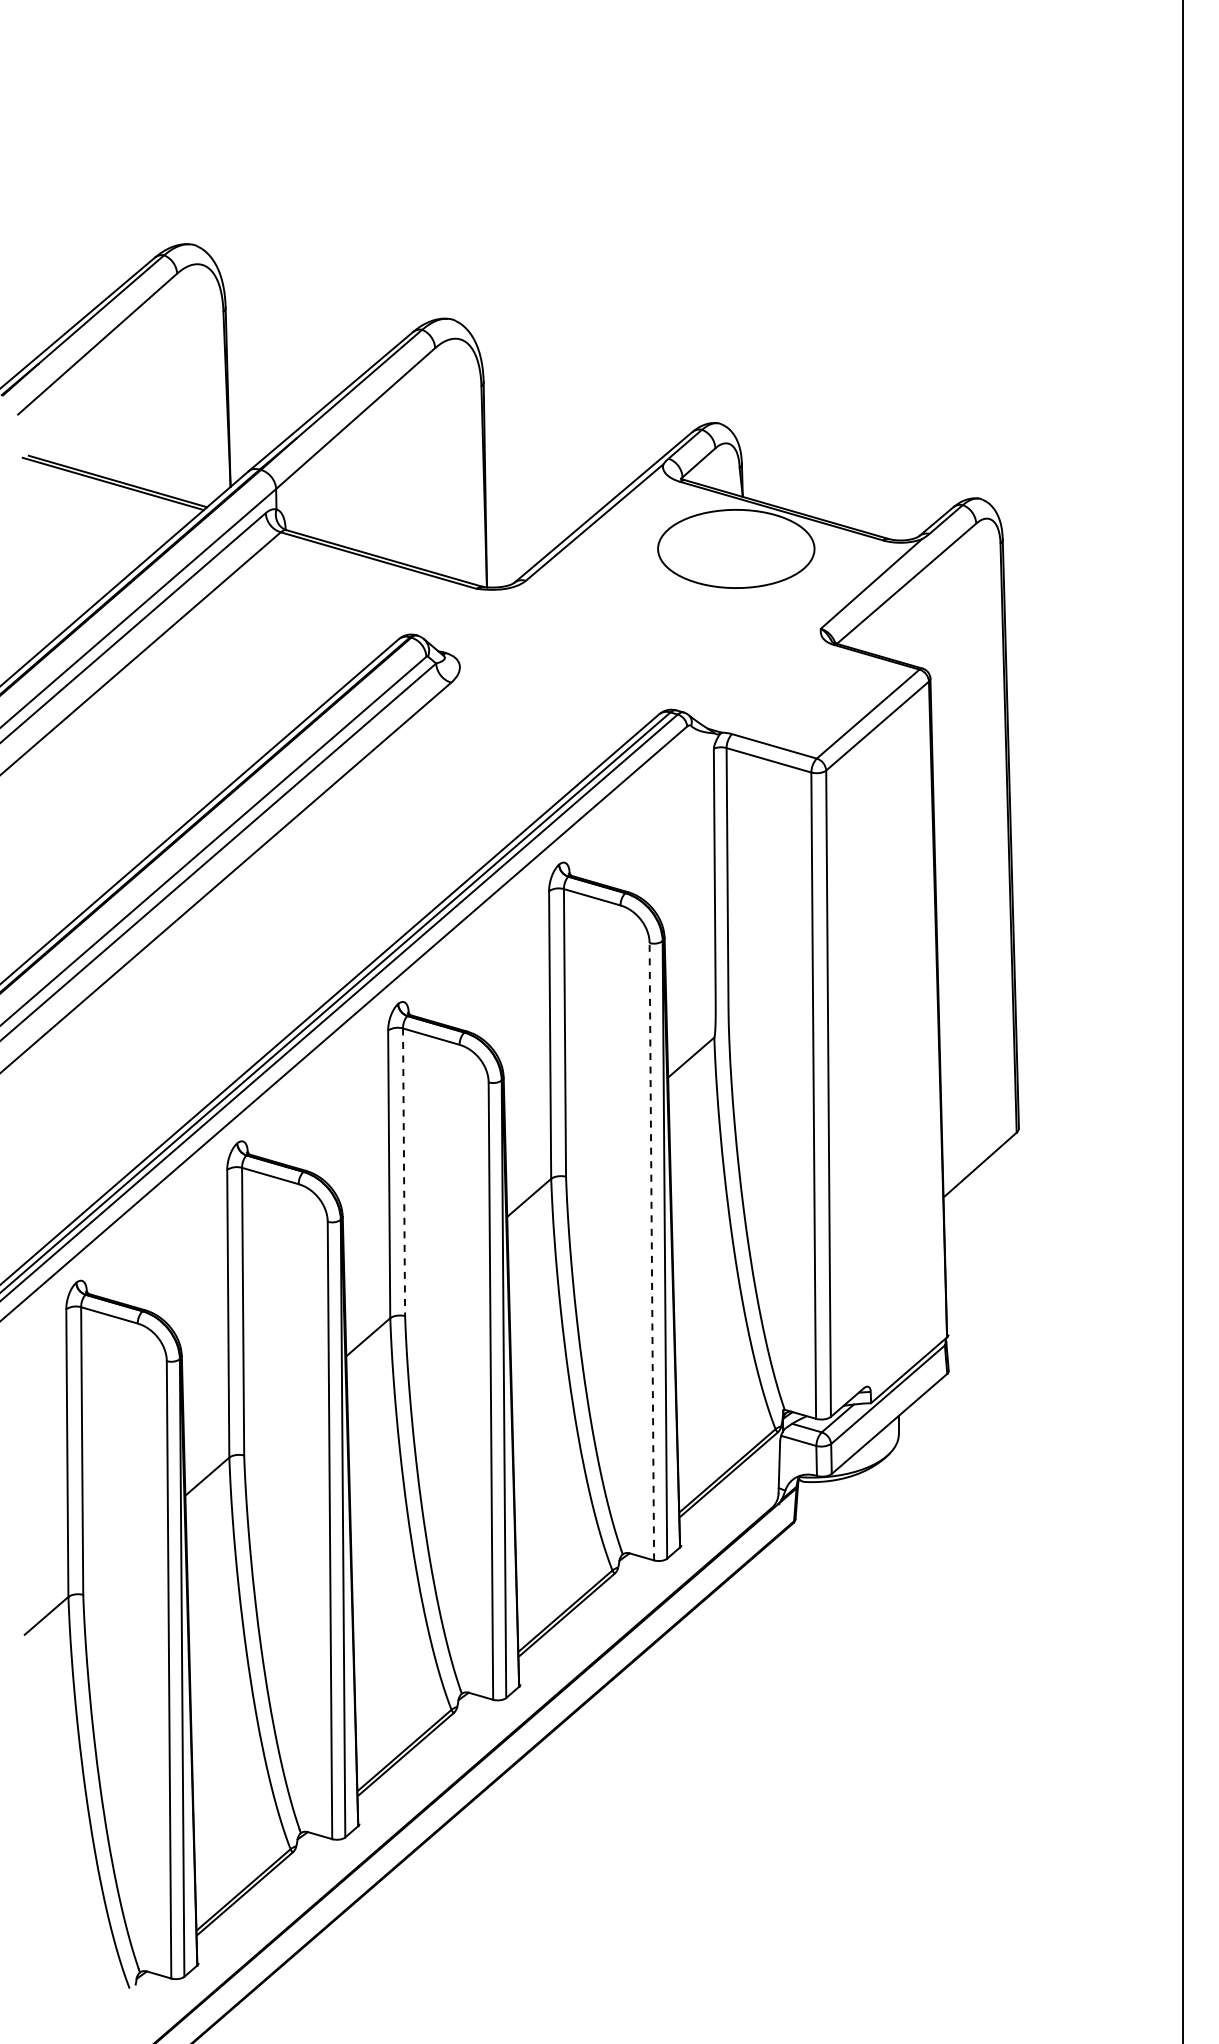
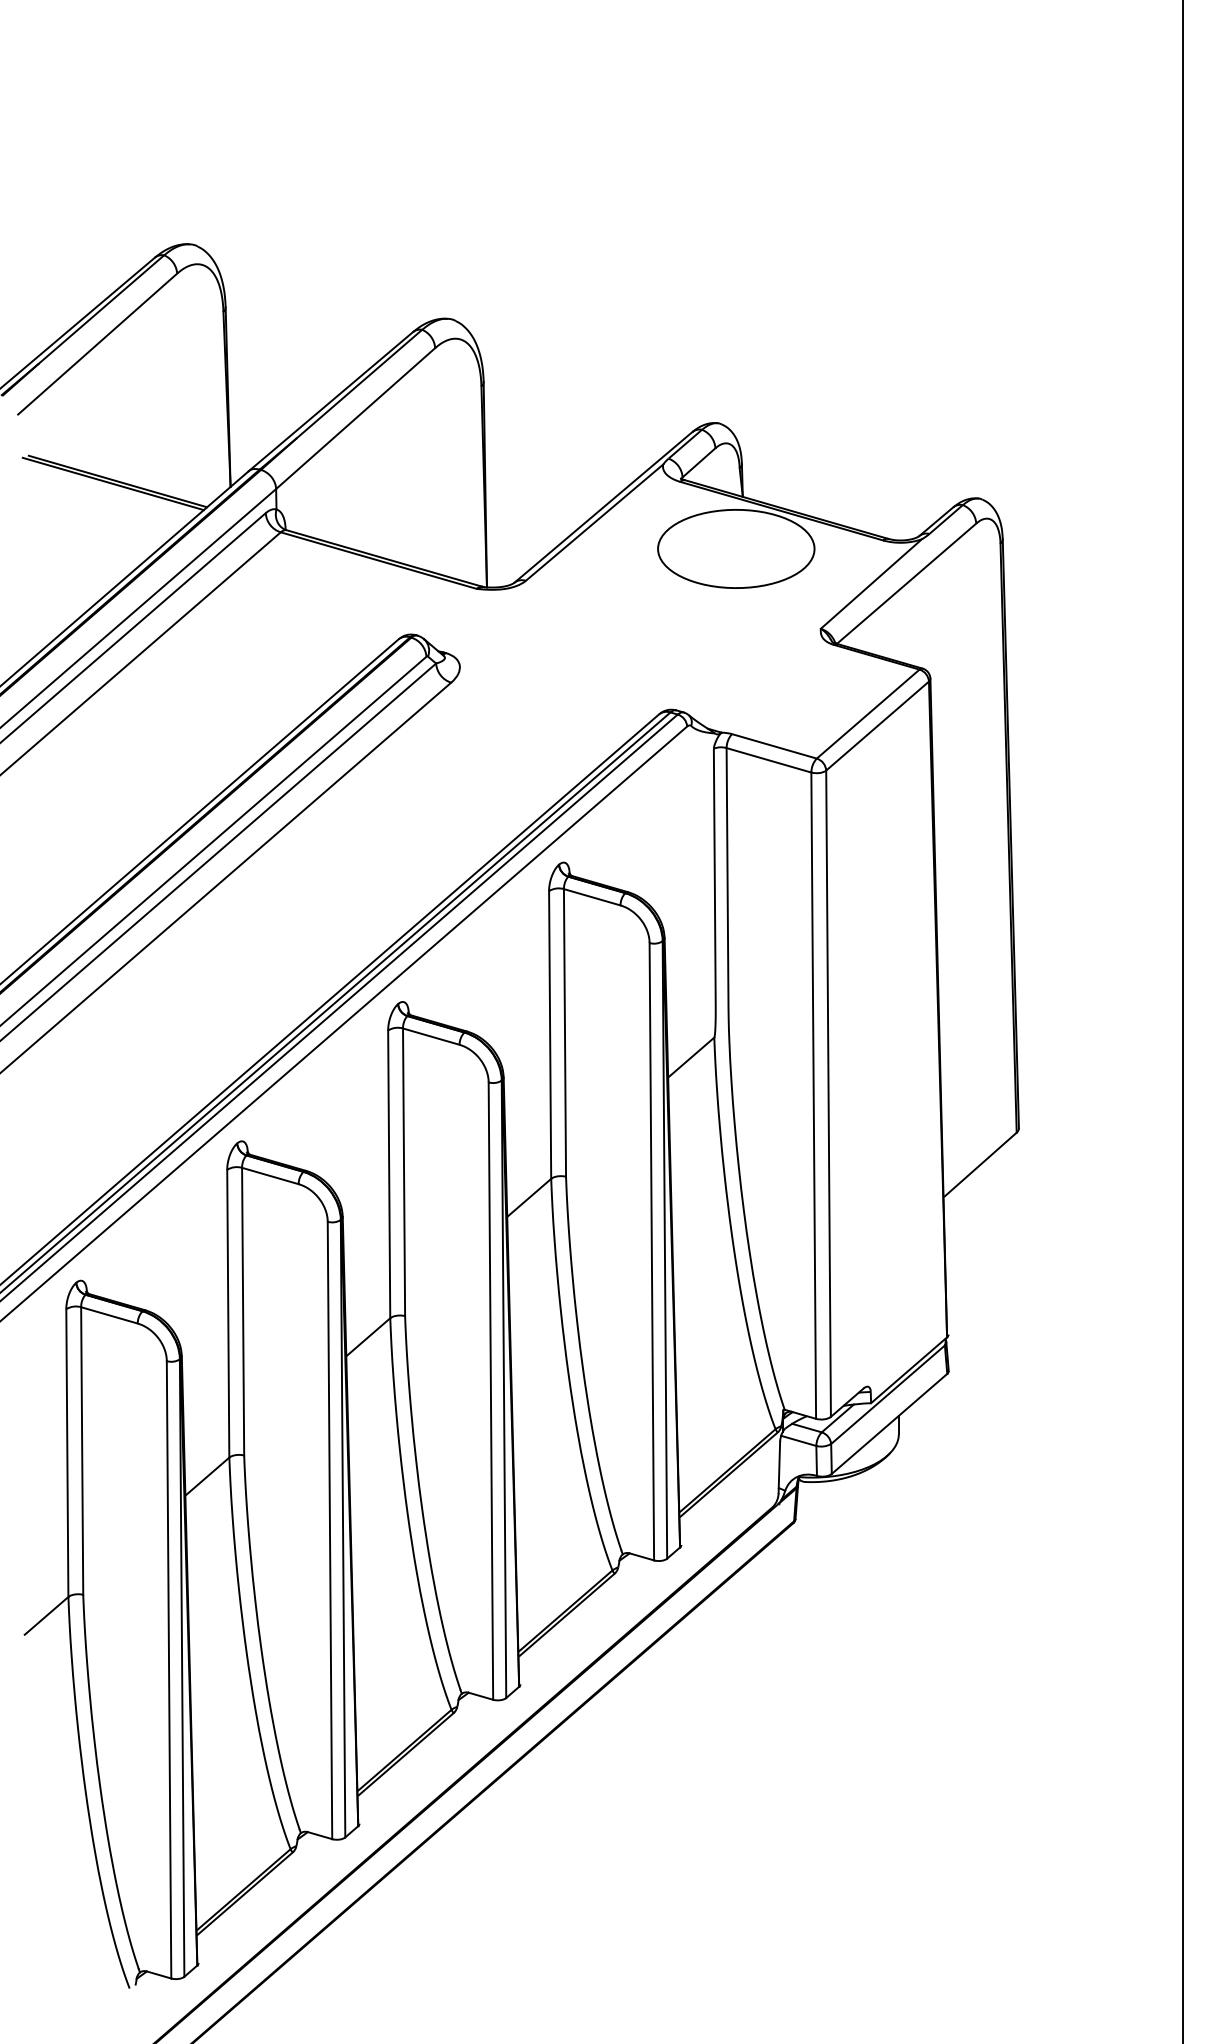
line: dashed -> solid (404, 1172)
line: dashed -> solid (651, 1251)
